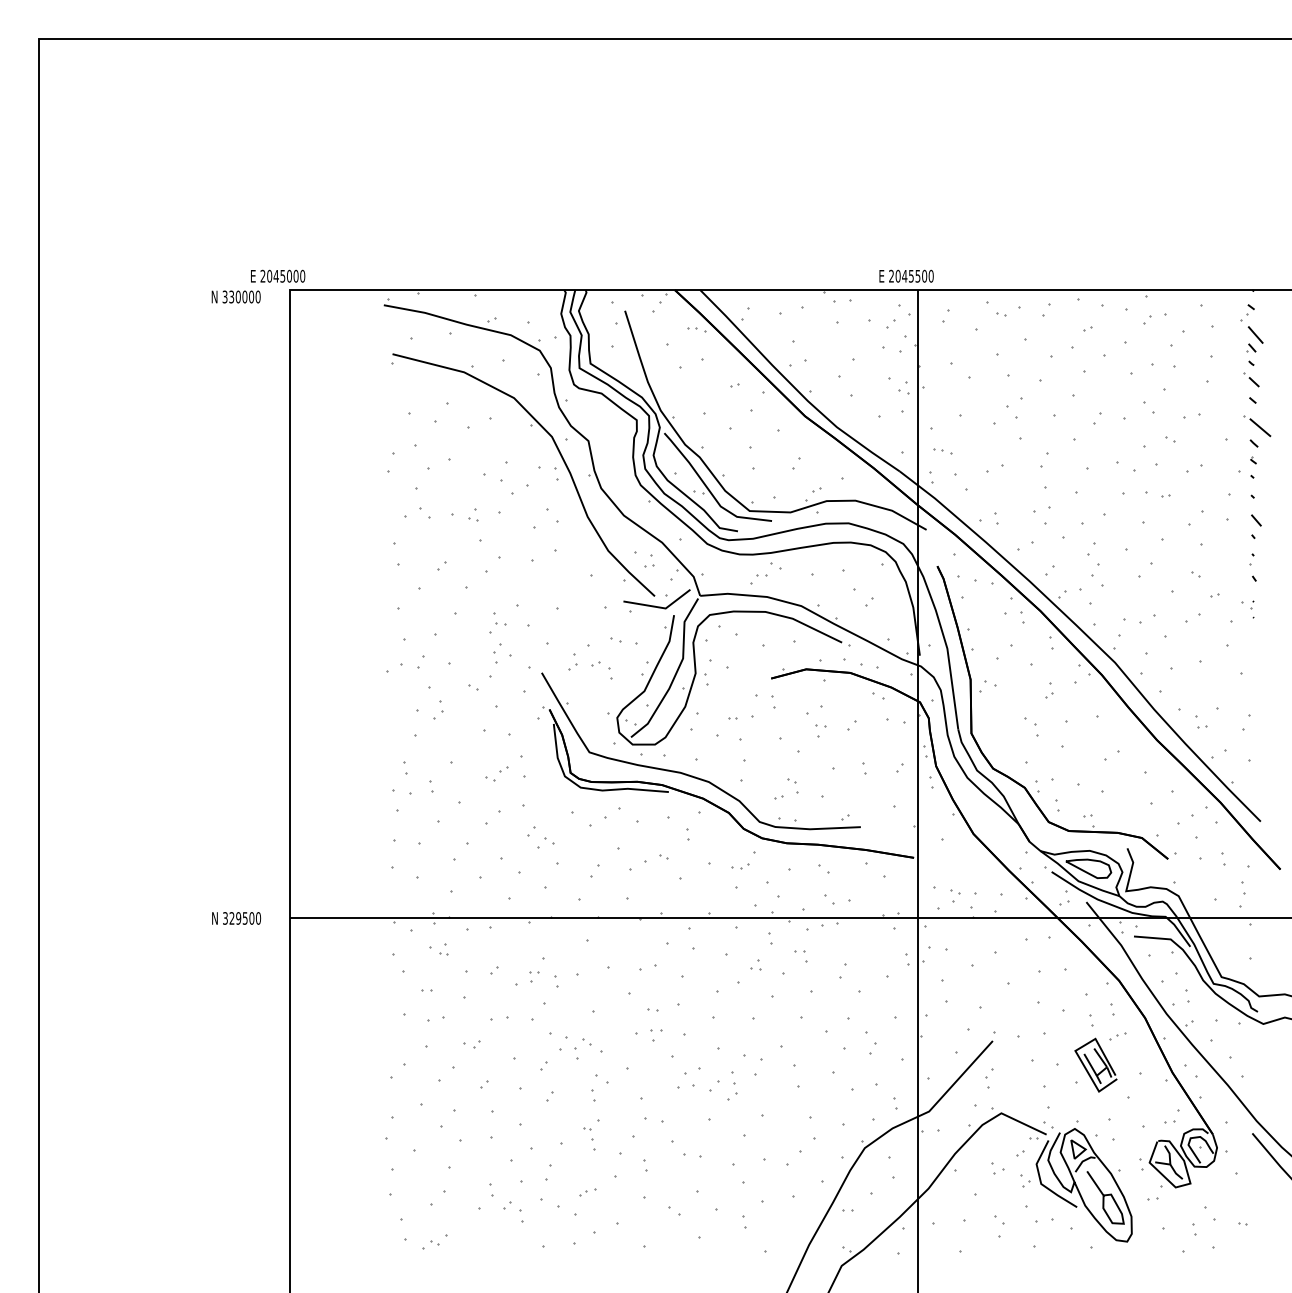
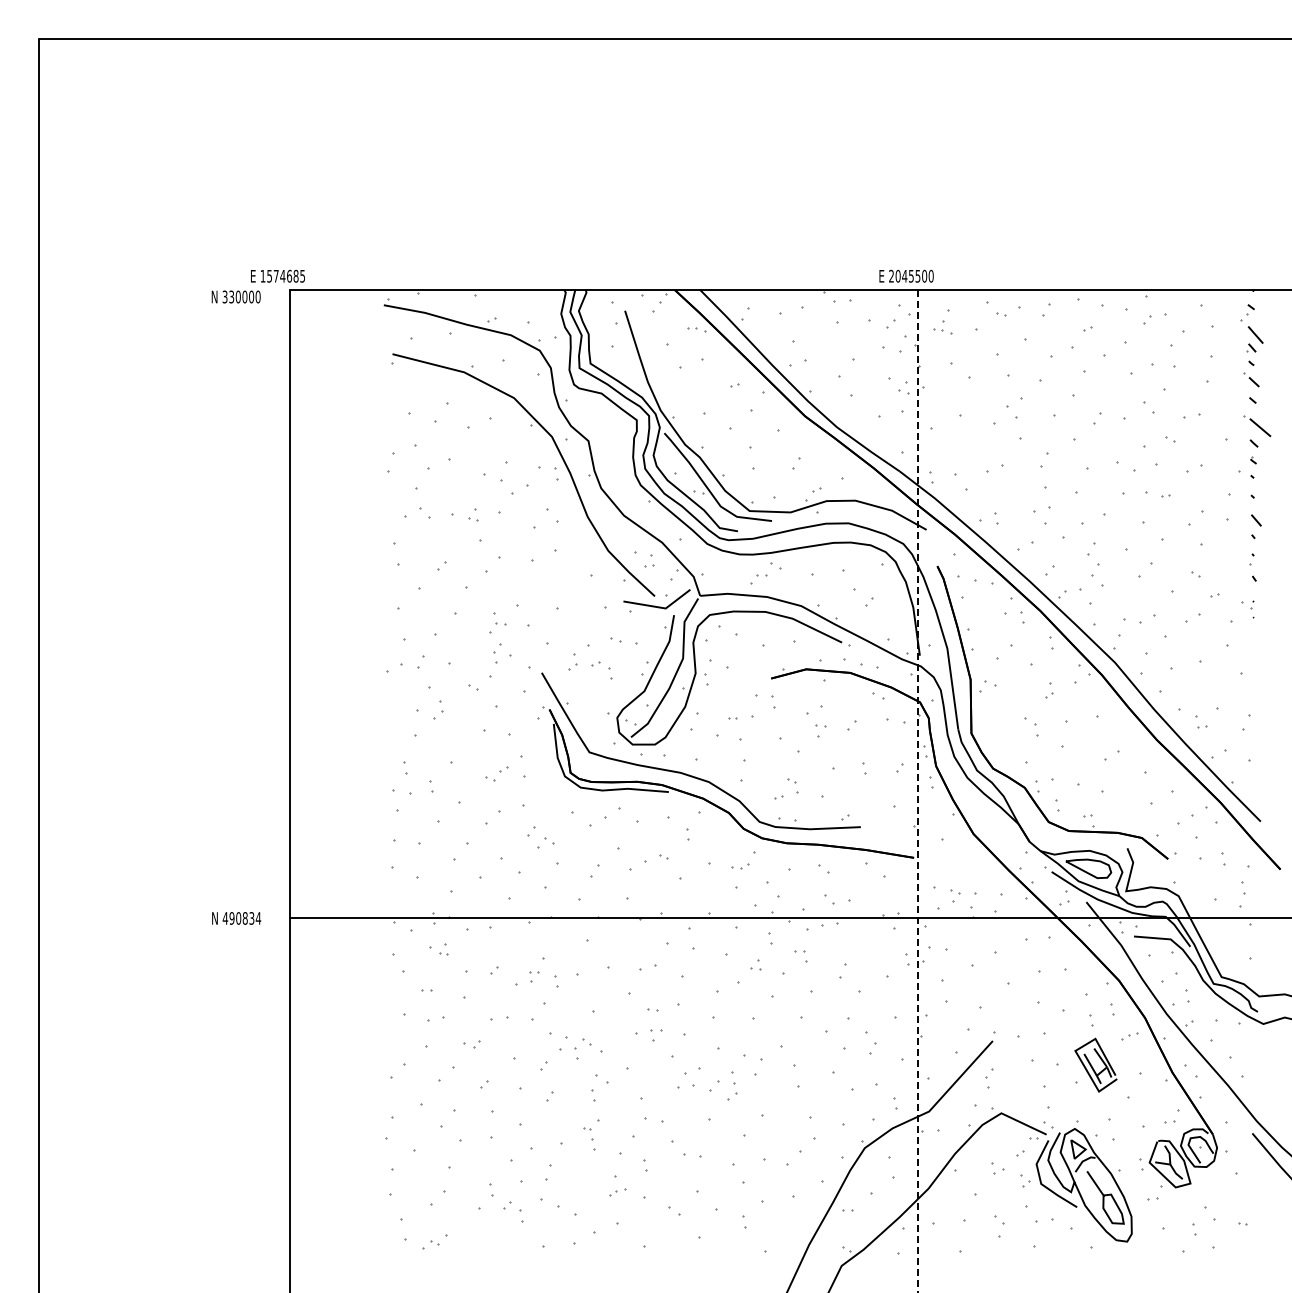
text: 2045000 -> 1574685 (282, 275)
part position: (942, 451) -> (942, 331) (942, 331)
line: solid -> dashed (918, 791)
text: 329500 -> 490834 (241, 918)
part position: (1117, 1036) -> (1129, 1036) (1129, 1036)
part position: (587, 1192) -> (617, 1192) (617, 1192)
